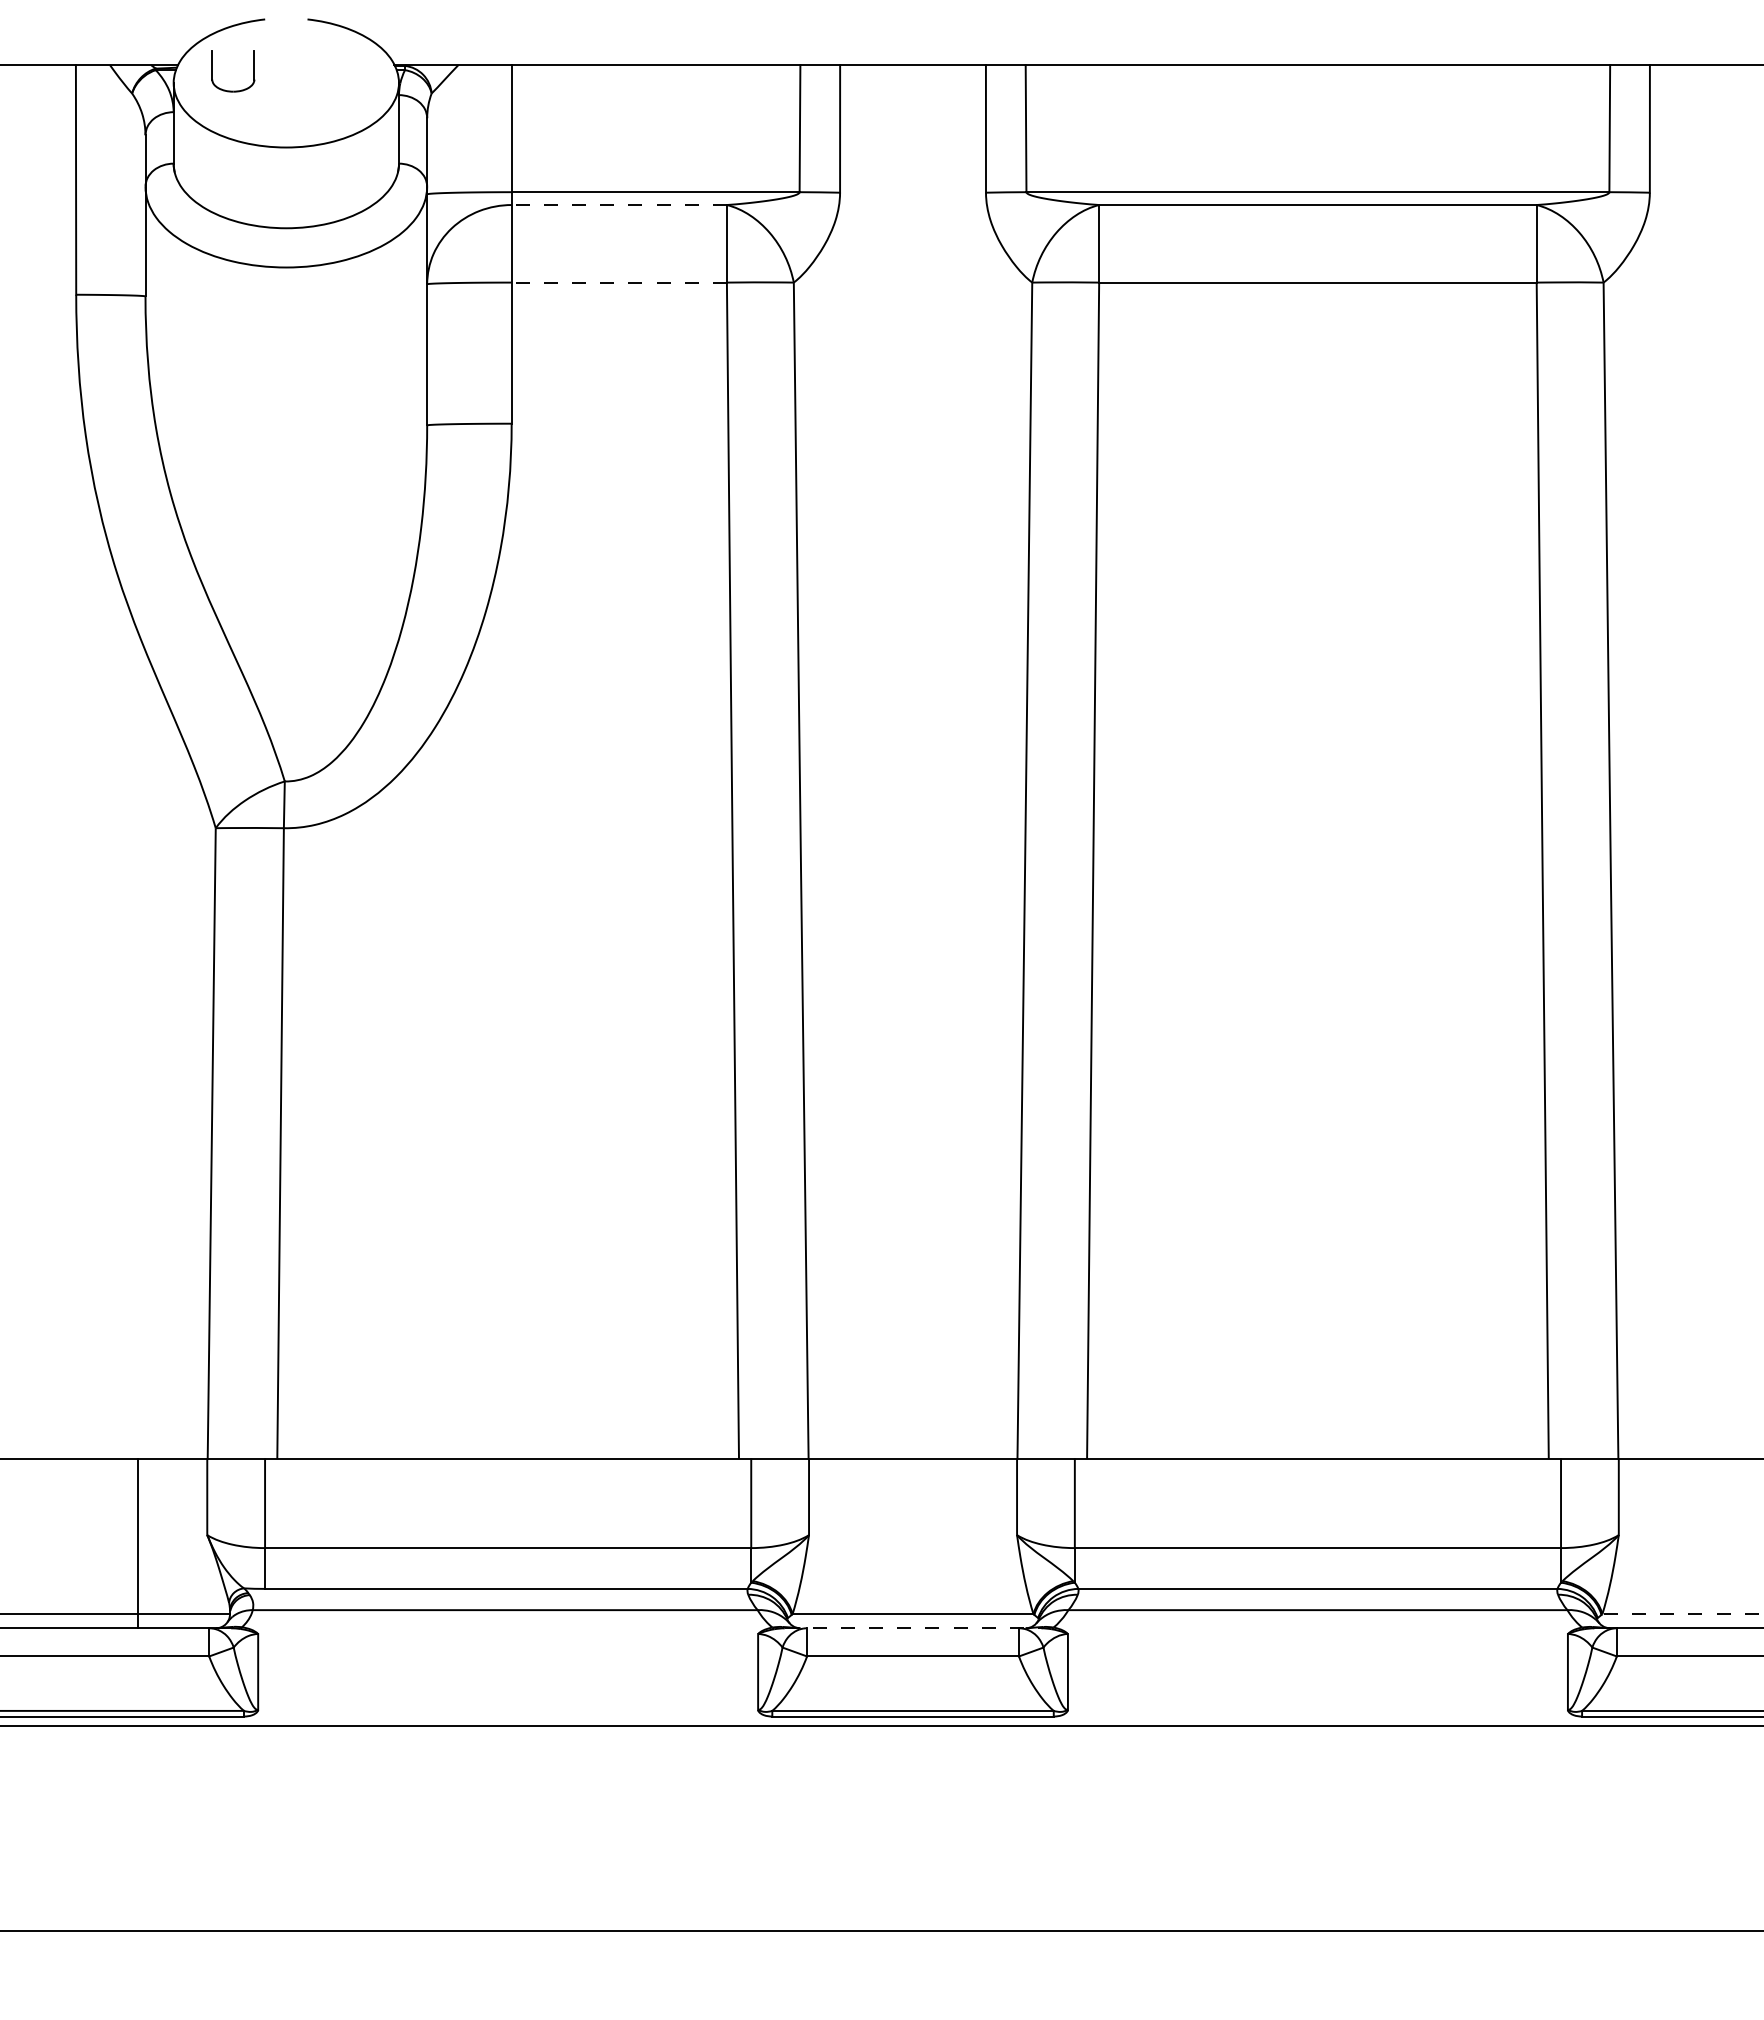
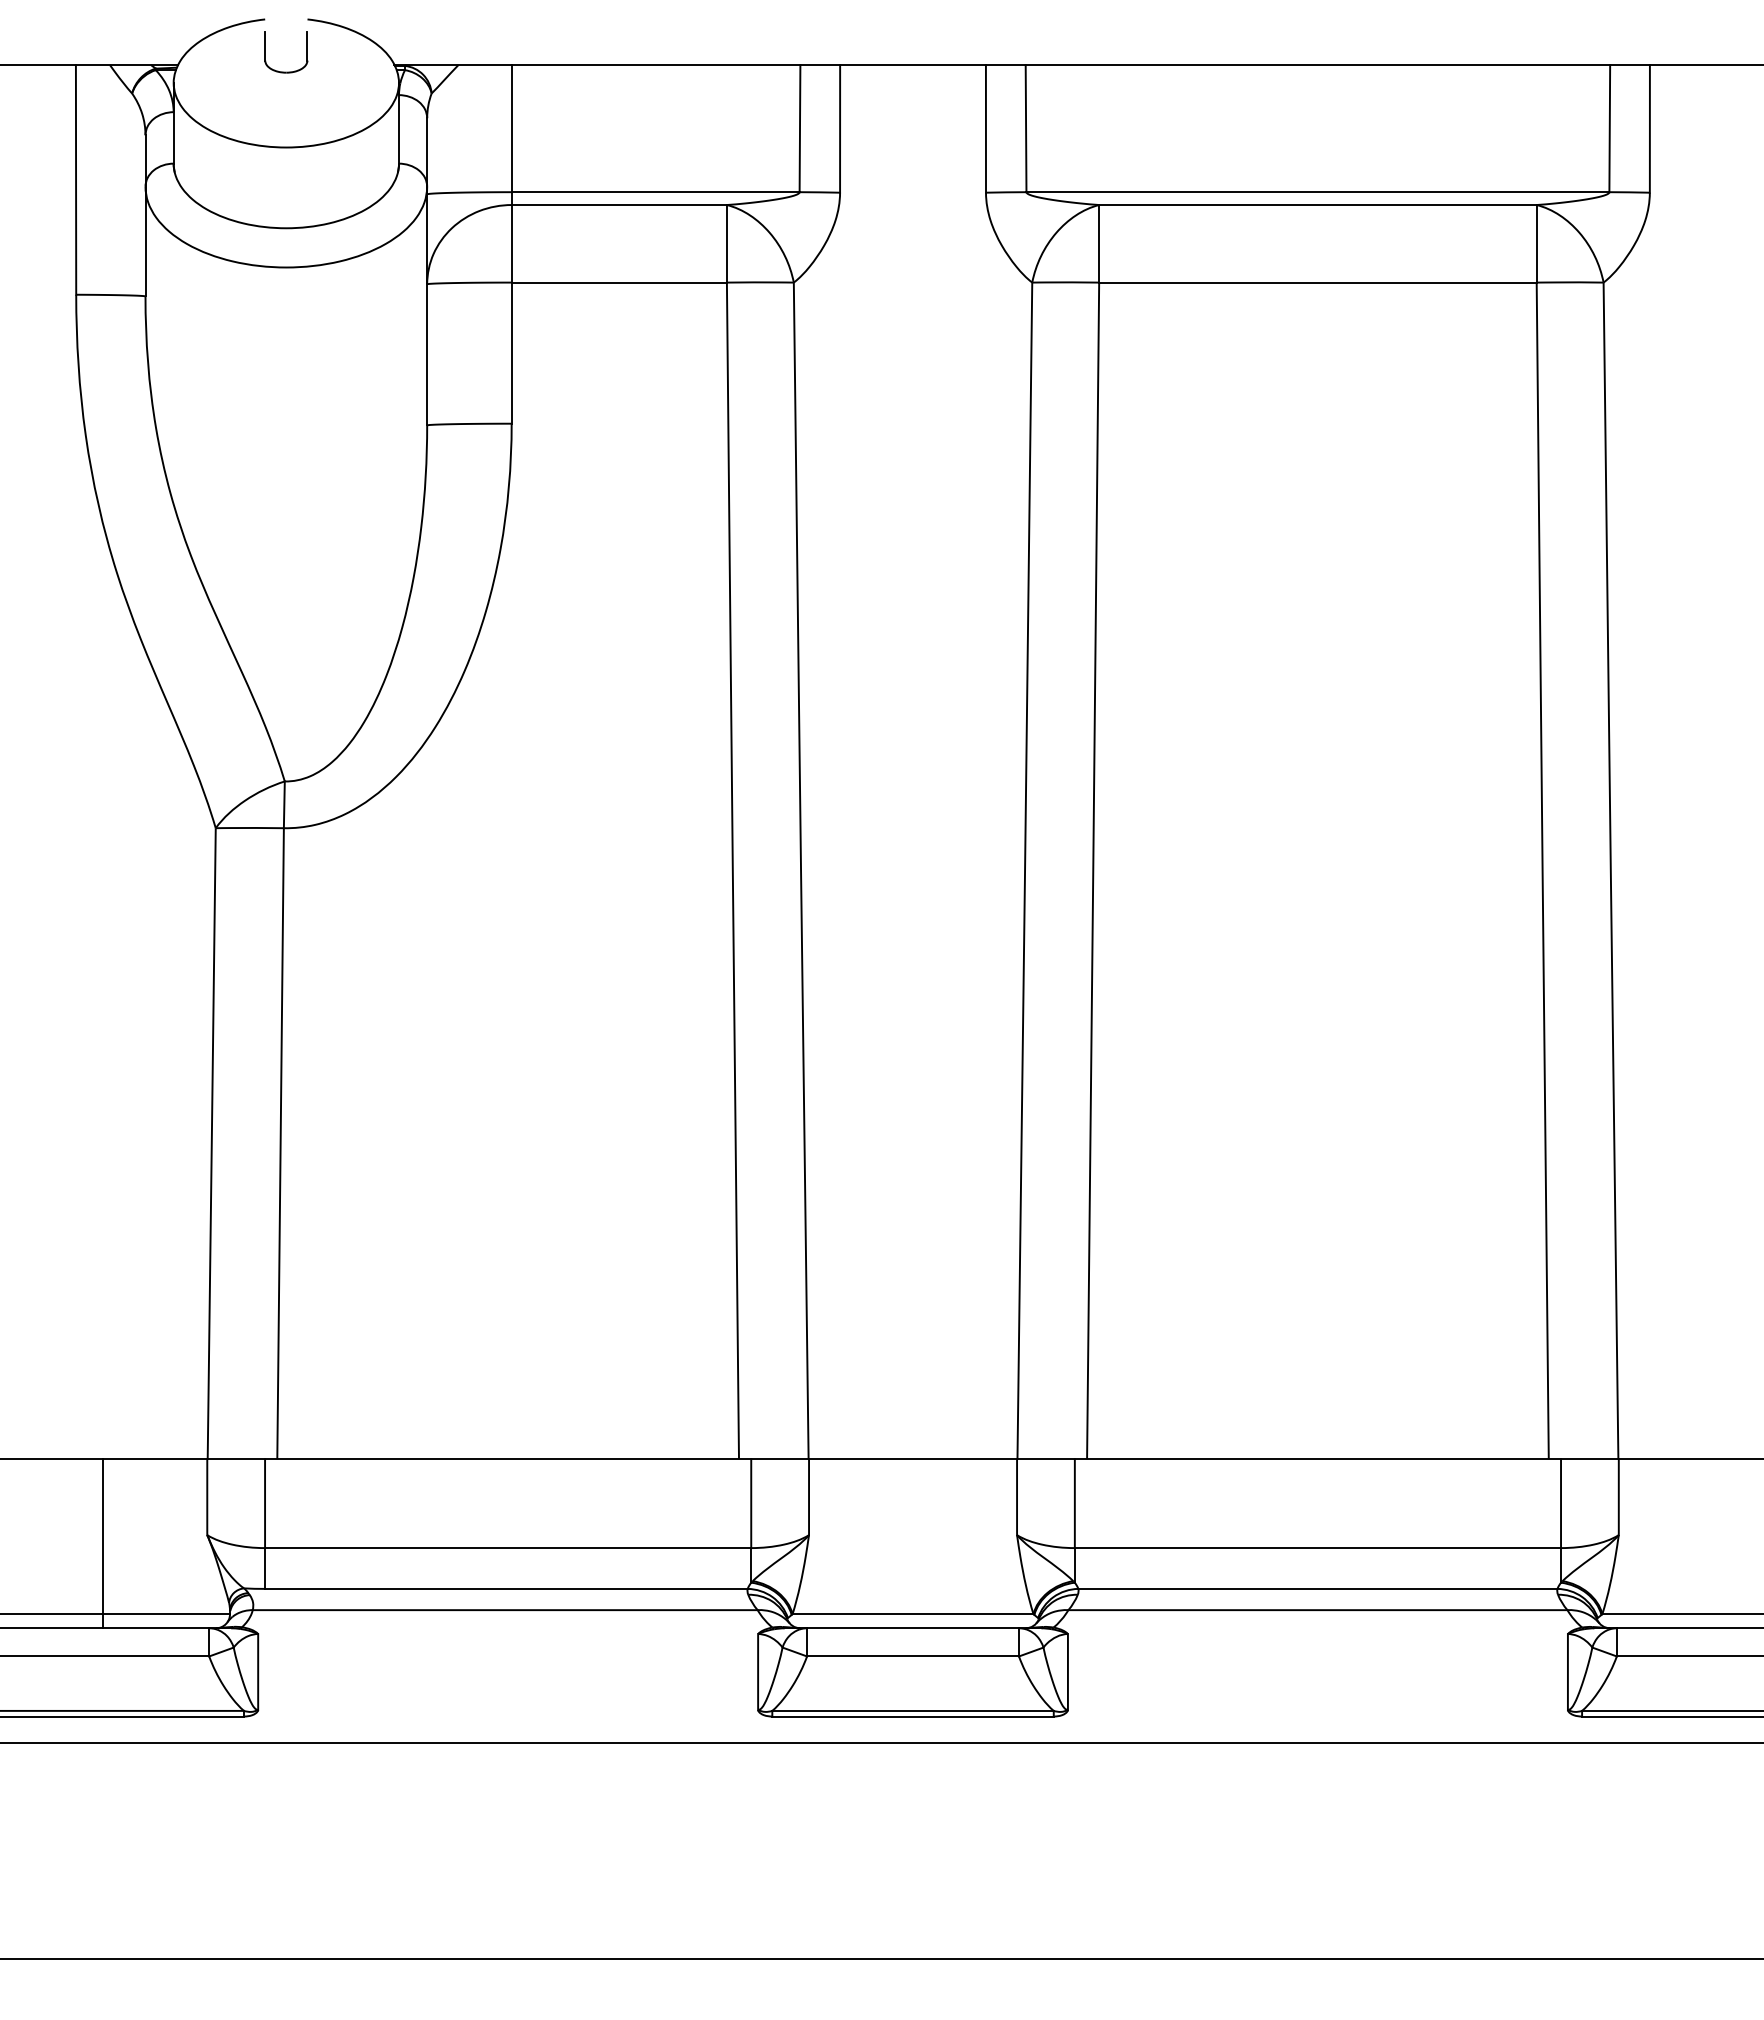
part position: (233, 90) -> (286, 71) (286, 71)
line: dashed -> solid (619, 205)
line: dashed -> solid (619, 282)
line position: (138, 1543) -> (103, 1543) (103, 1543)
line: dashed -> solid (1682, 1614)
line: dashed -> solid (913, 1628)
line position: (881, 1725) -> (881, 1742) (881, 1742)
line position: (881, 1931) -> (881, 1959) (881, 1959)
